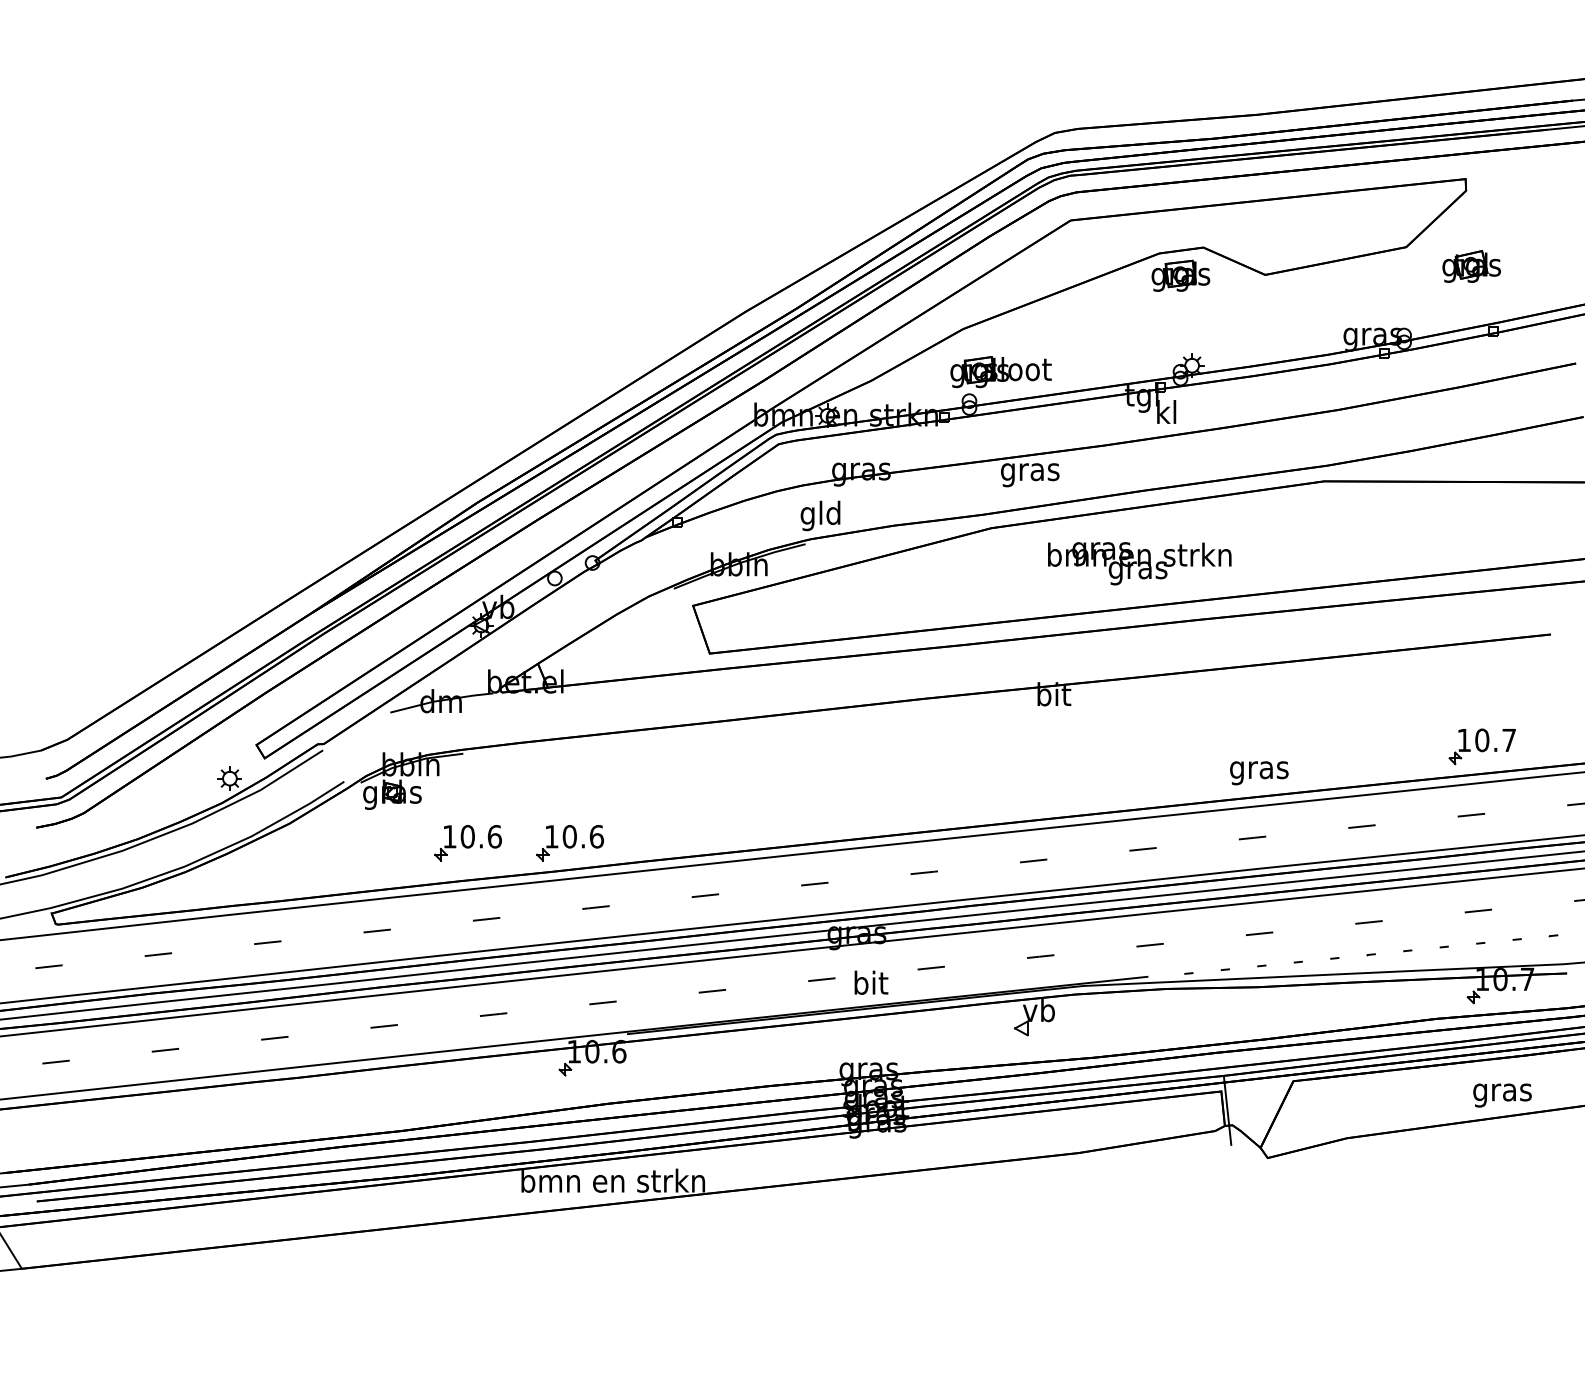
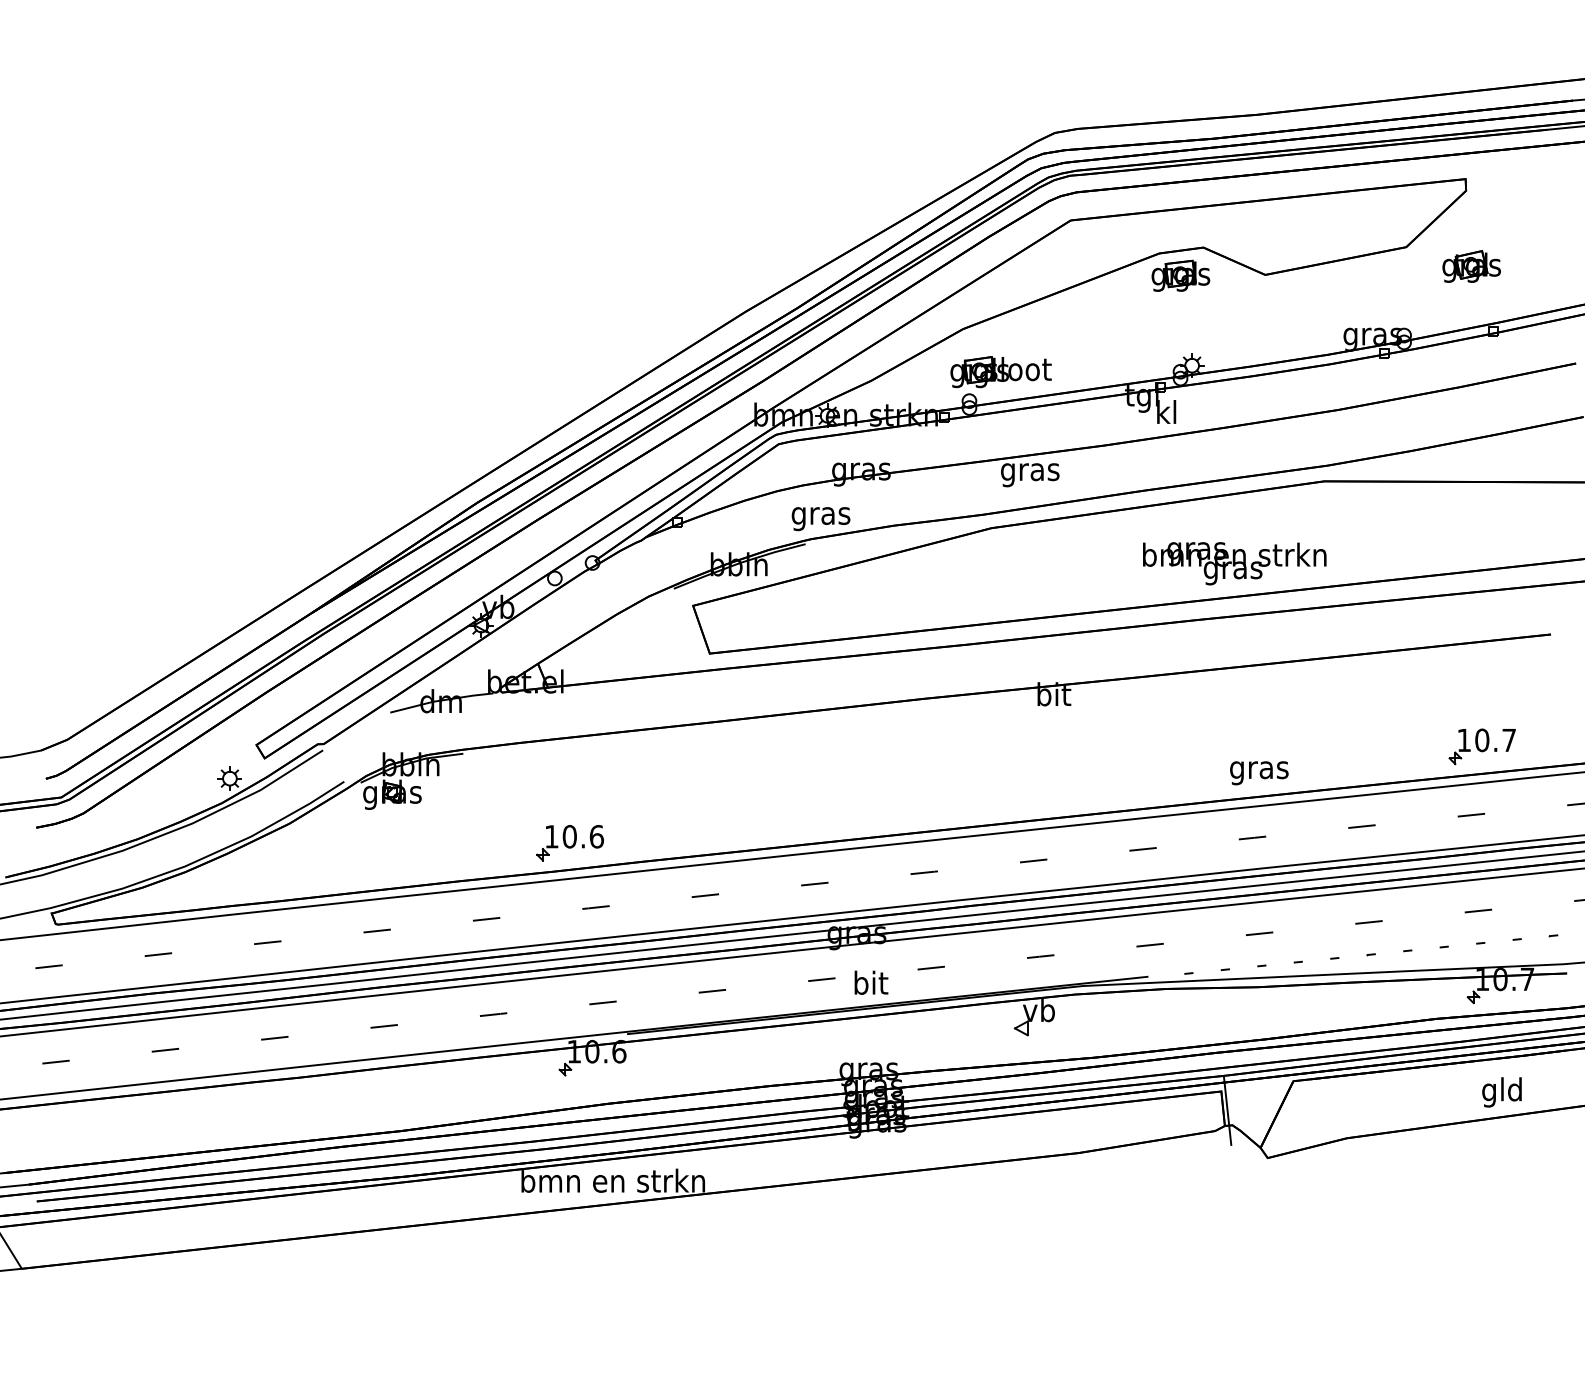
text: gld -> gras (820, 515)
text position: (1139, 563) -> (1234, 563) (1234, 563)
part: present -> none (467, 843)
text: gras -> gld (1502, 1092)
